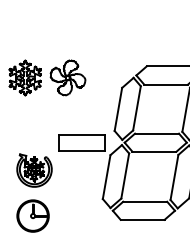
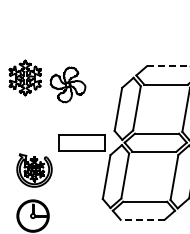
line: solid -> dashed (168, 66)
part position: (67, 77) -> (67, 84) (67, 84)
line: solid -> dashed (142, 219)
